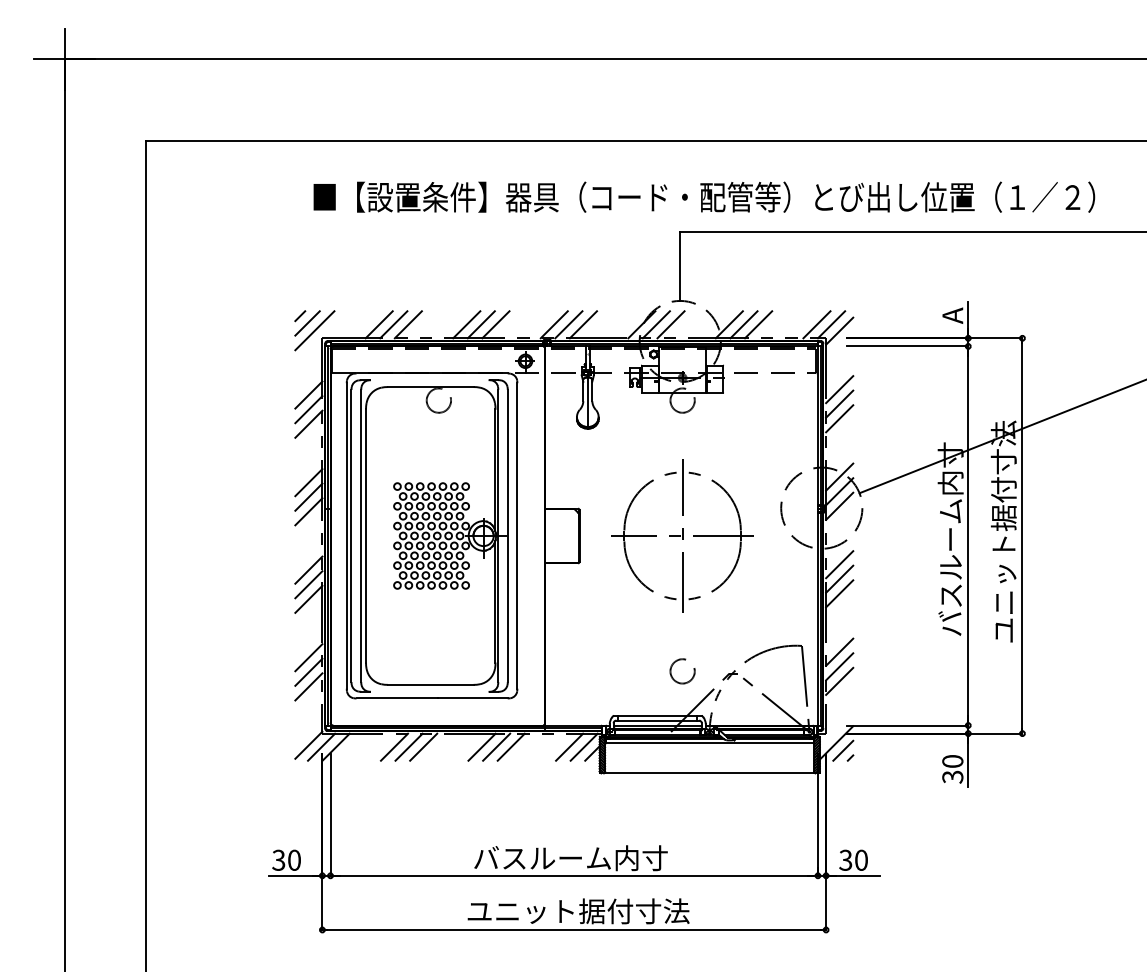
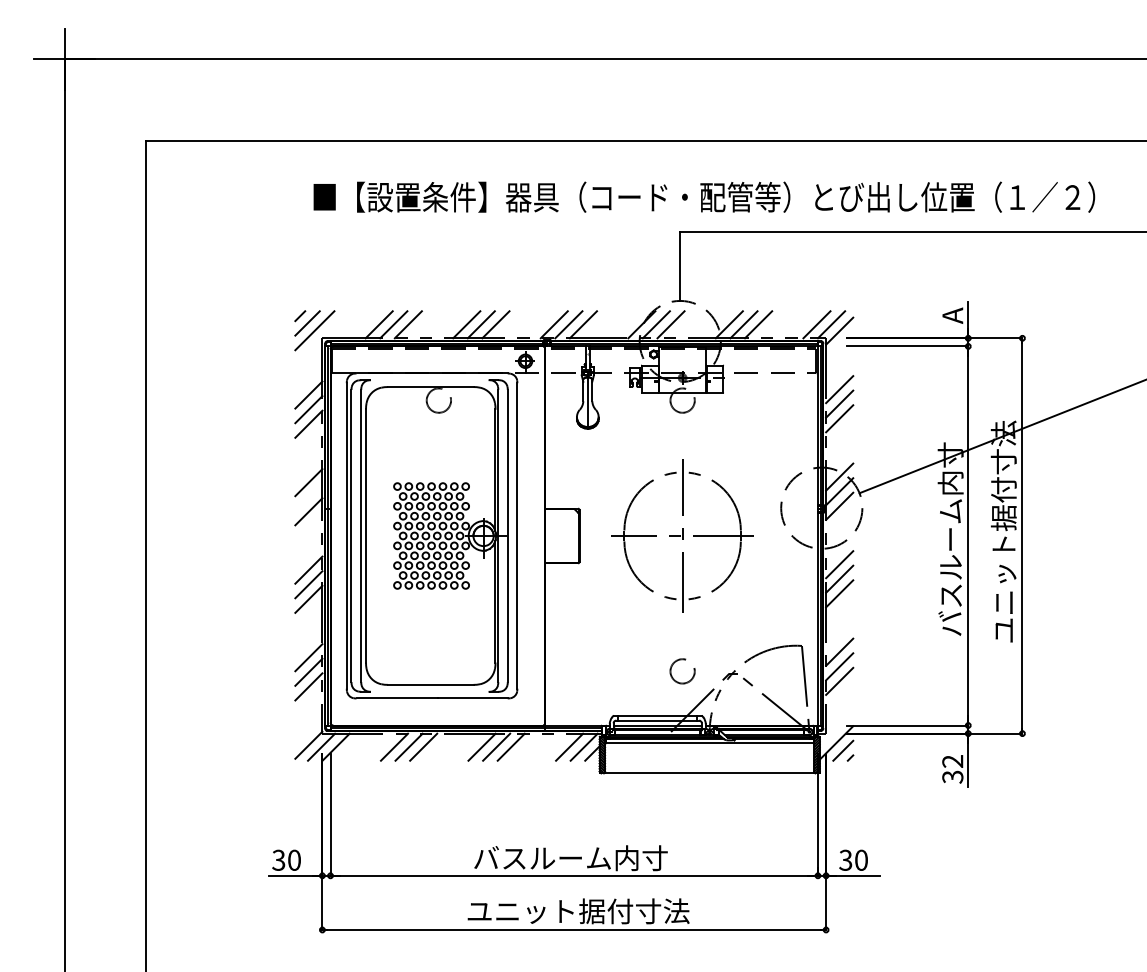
line: present -> none (308, 496)
text: 30 -> 32 (952, 761)
